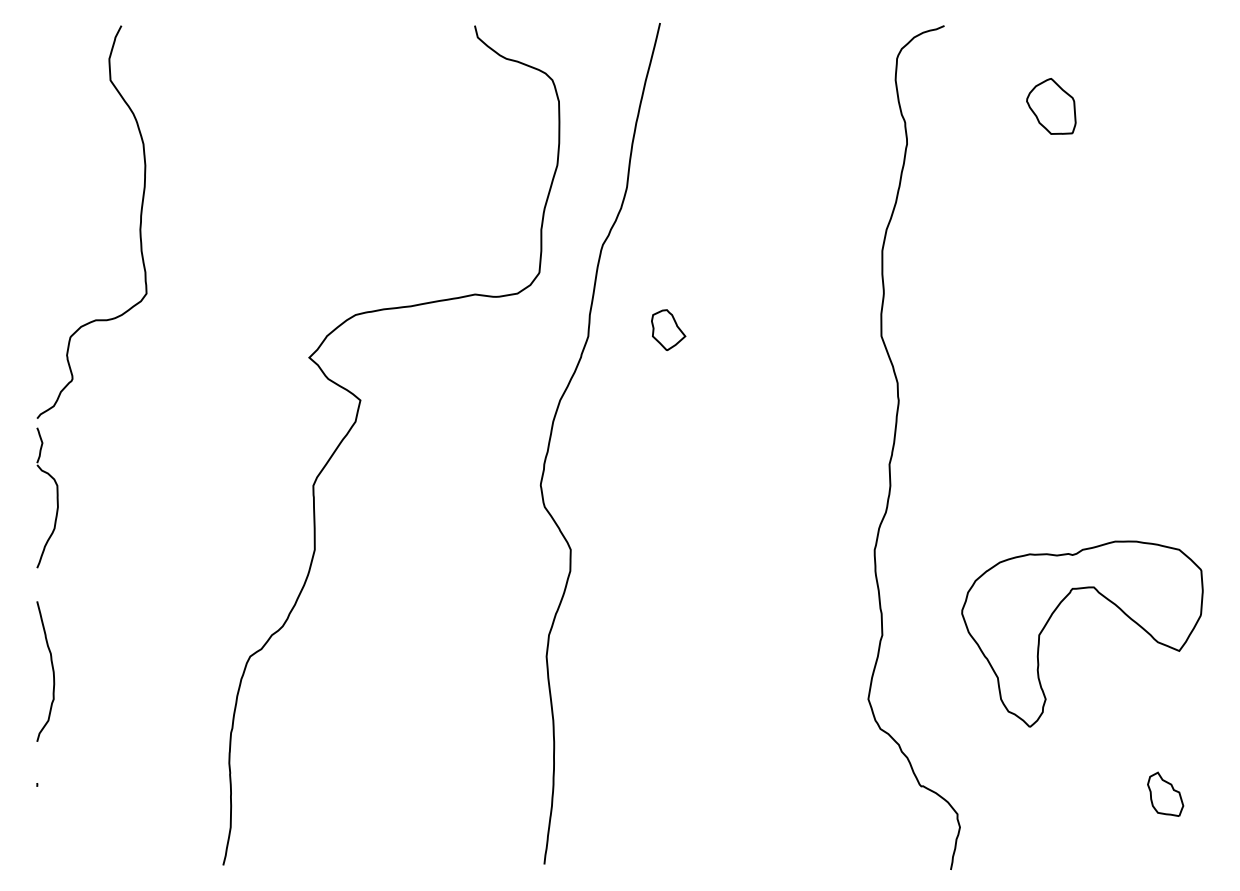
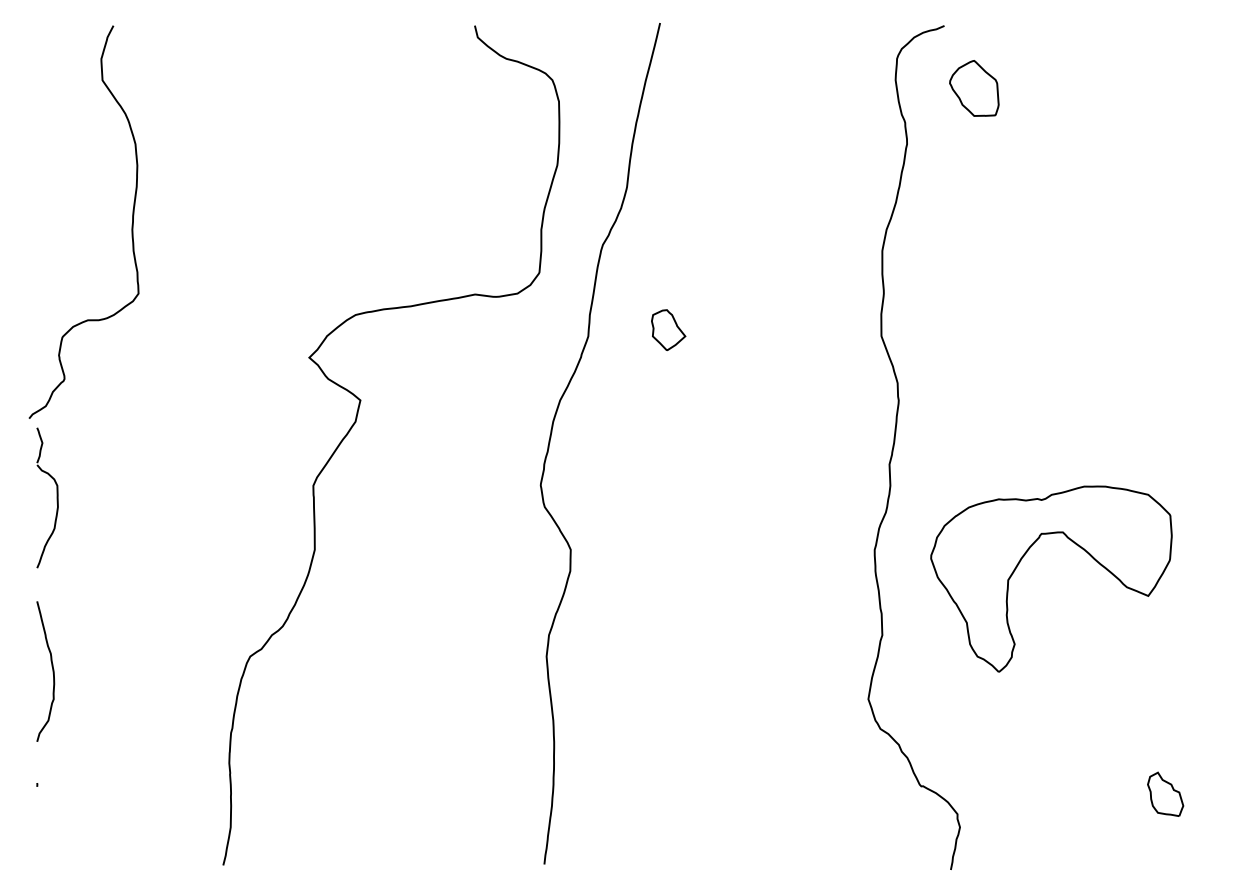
part position: (1051, 106) -> (974, 88) (974, 88)
curve position: (139, 224) -> (131, 224) (131, 224)
part position: (1055, 611) -> (1024, 556) (1024, 556)
